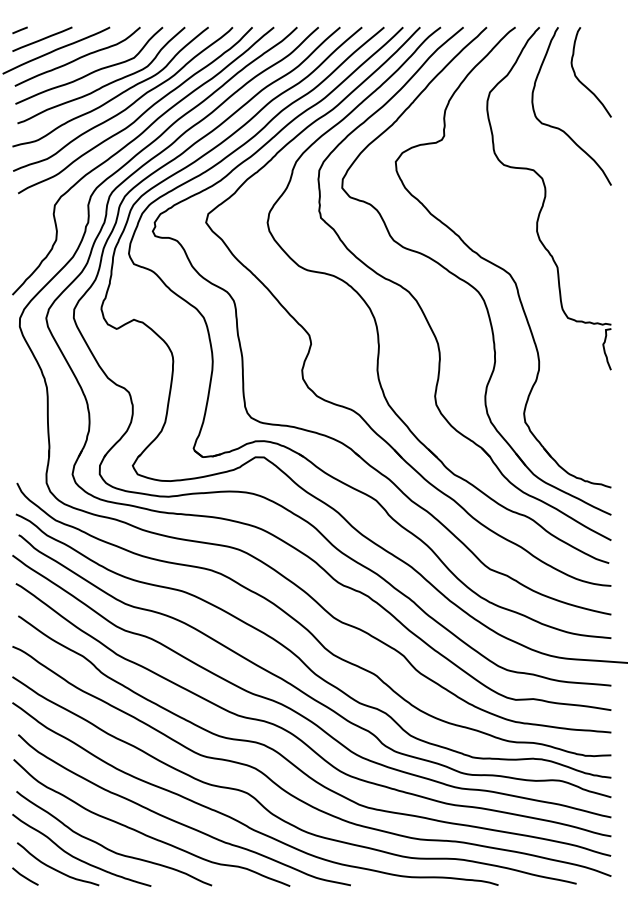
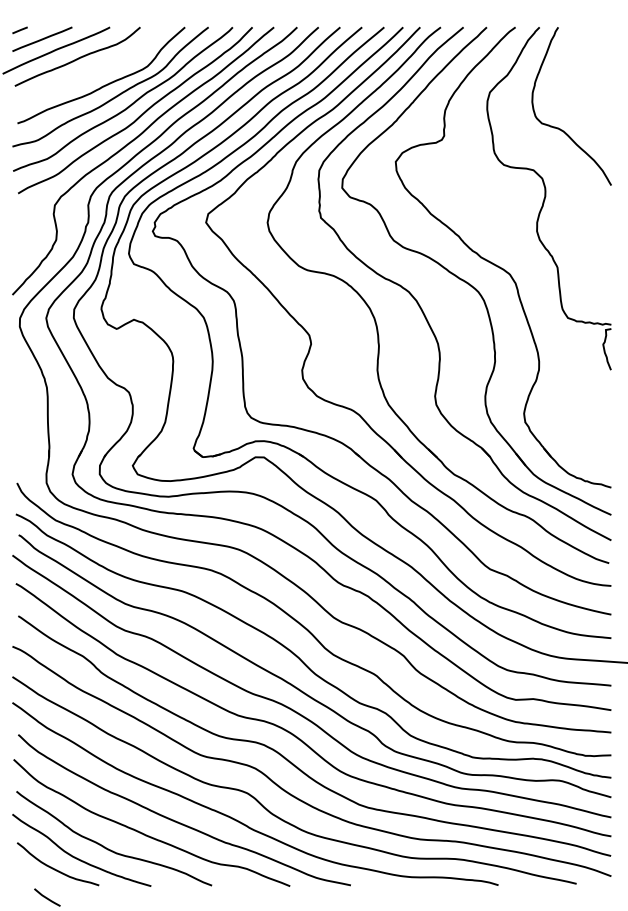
curve: present -> none (92, 71)
curve: present -> none (581, 81)
line position: (25, 876) -> (47, 897) (47, 897)
